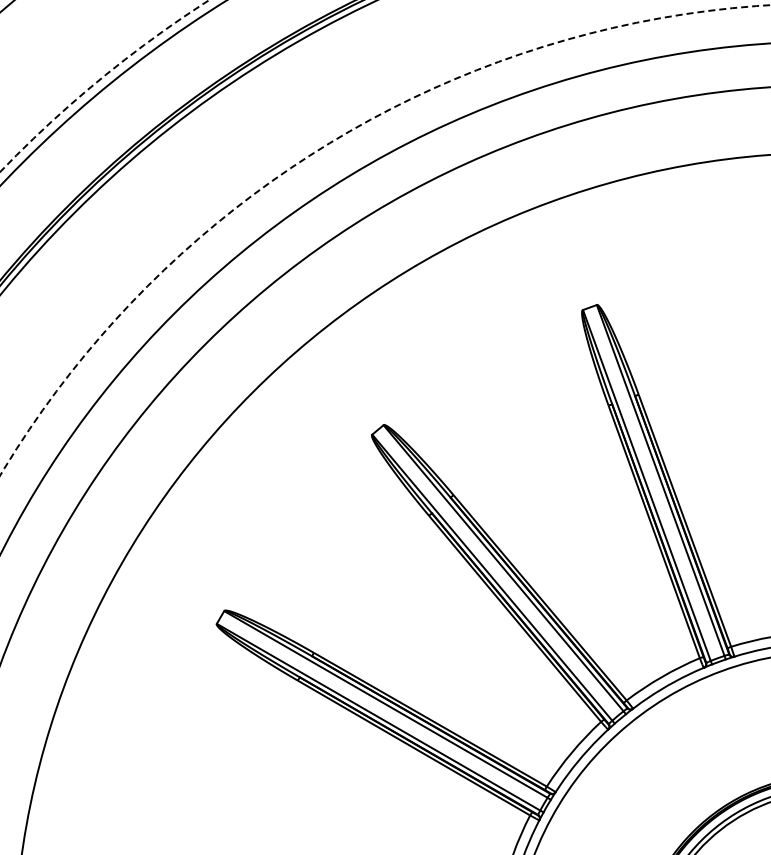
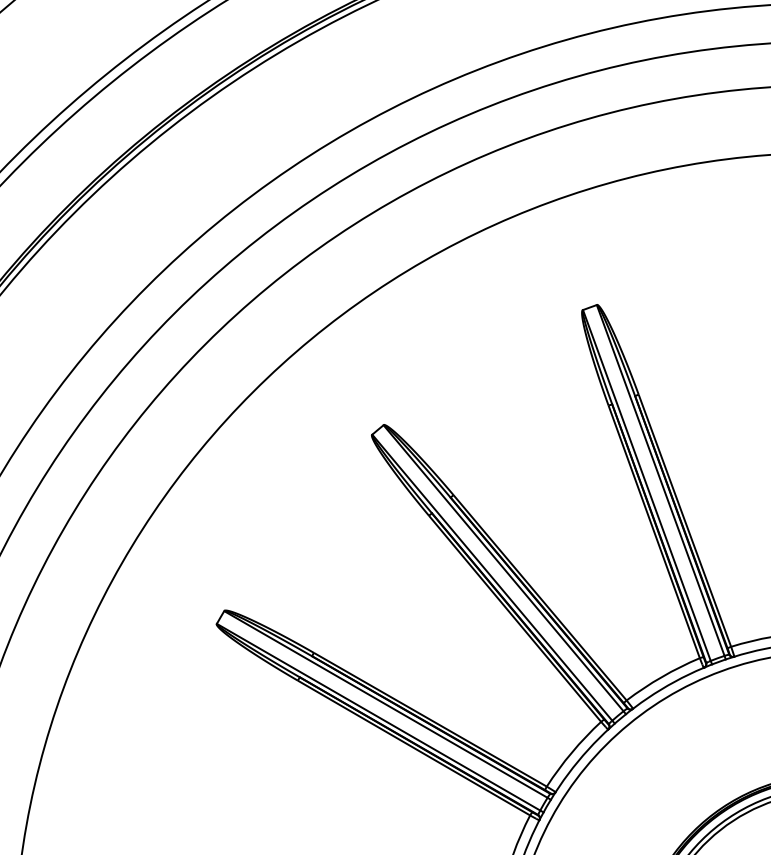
arc: dashed -> solid (99, 80)
circle: dashed -> solid (385, 240)
